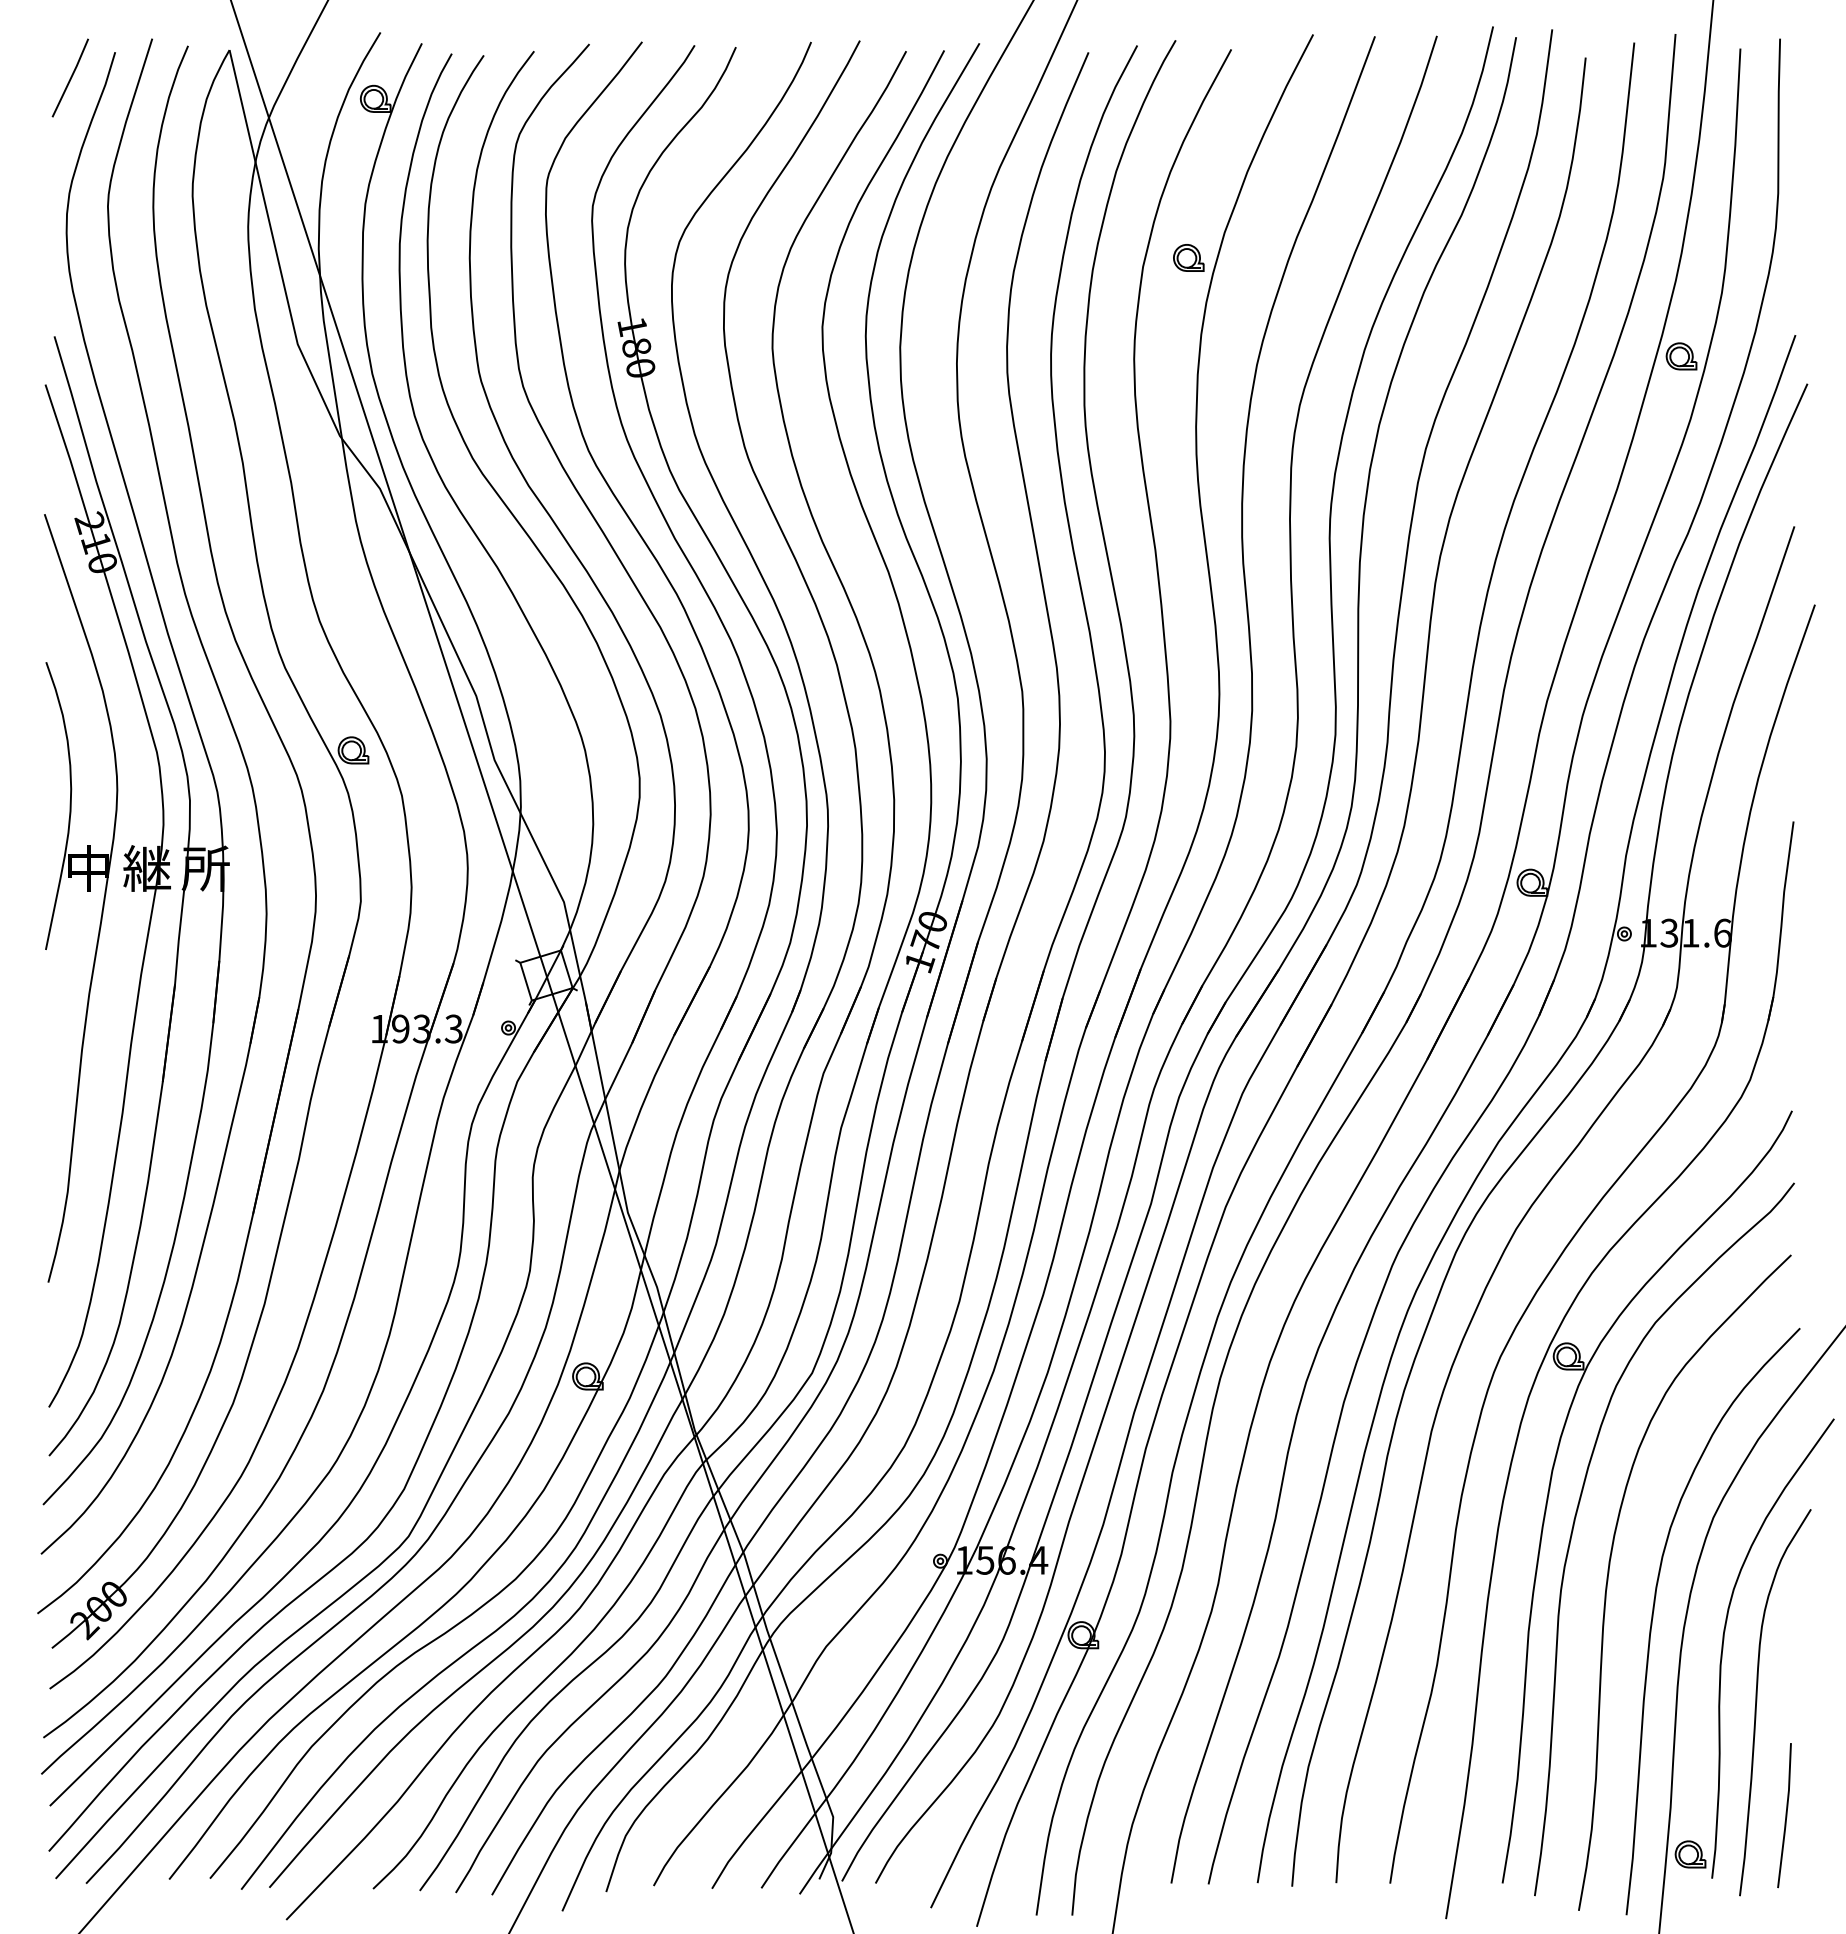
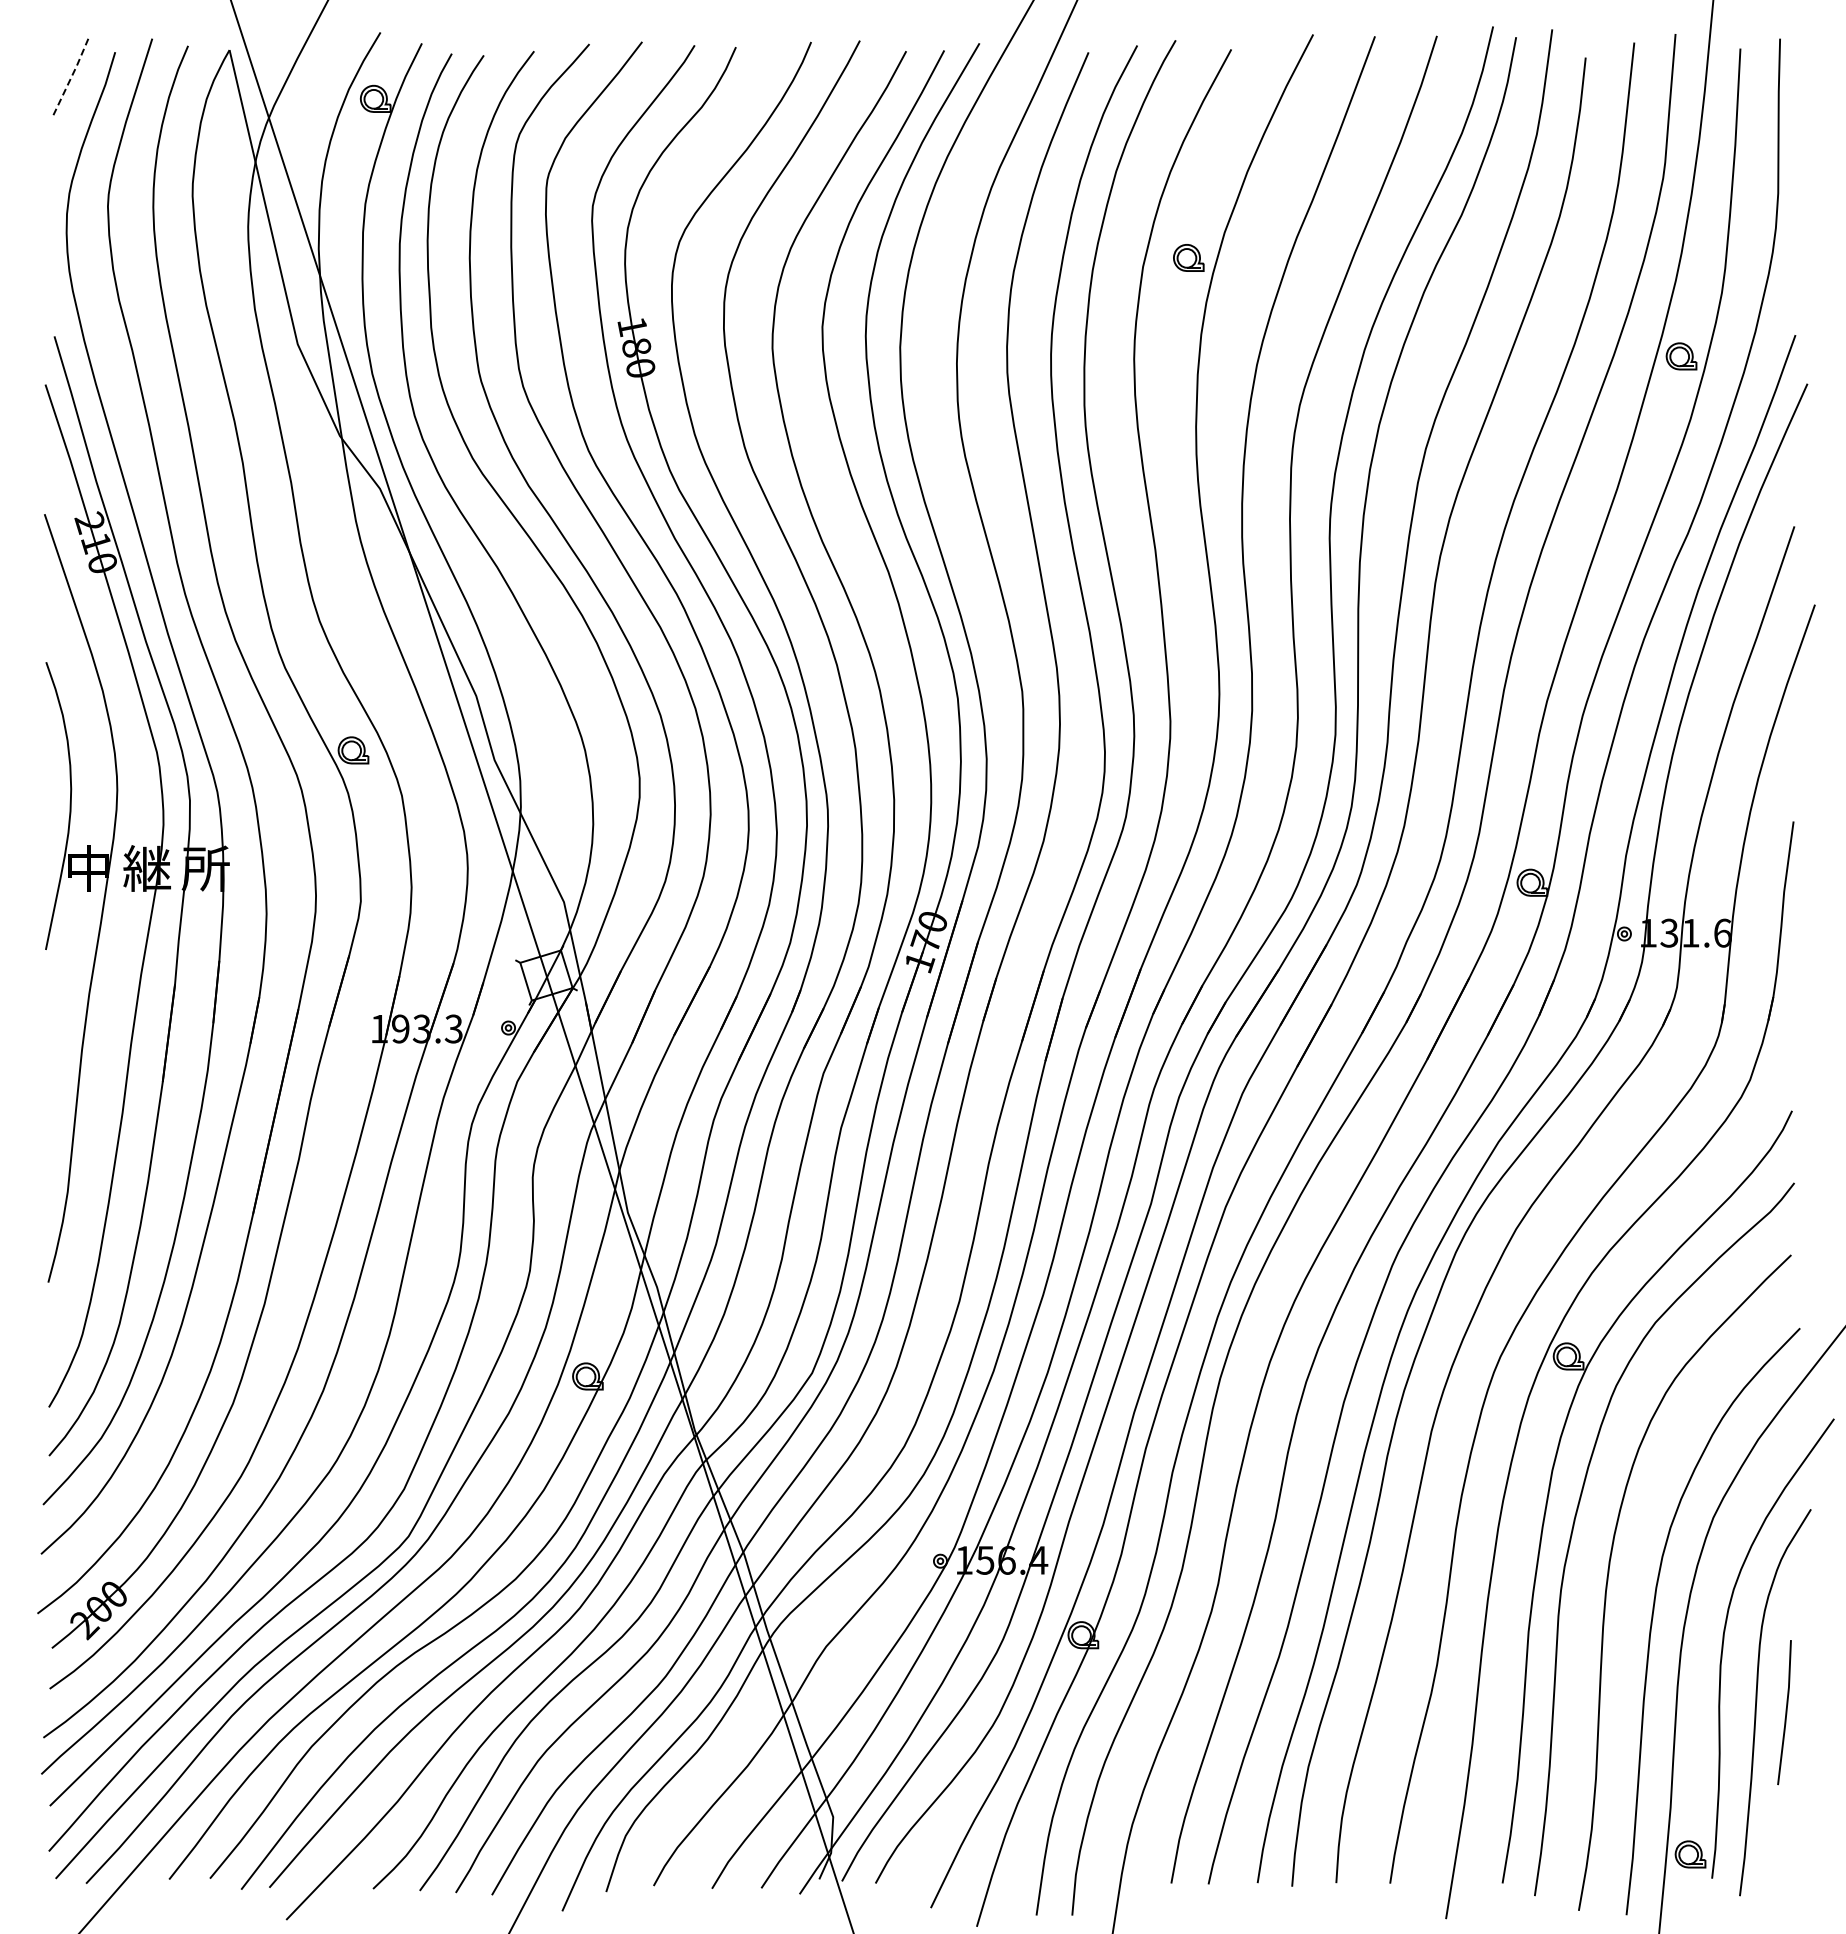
line: solid -> dashed (71, 77)
line position: (1785, 1815) -> (1785, 1712) (1785, 1712)
